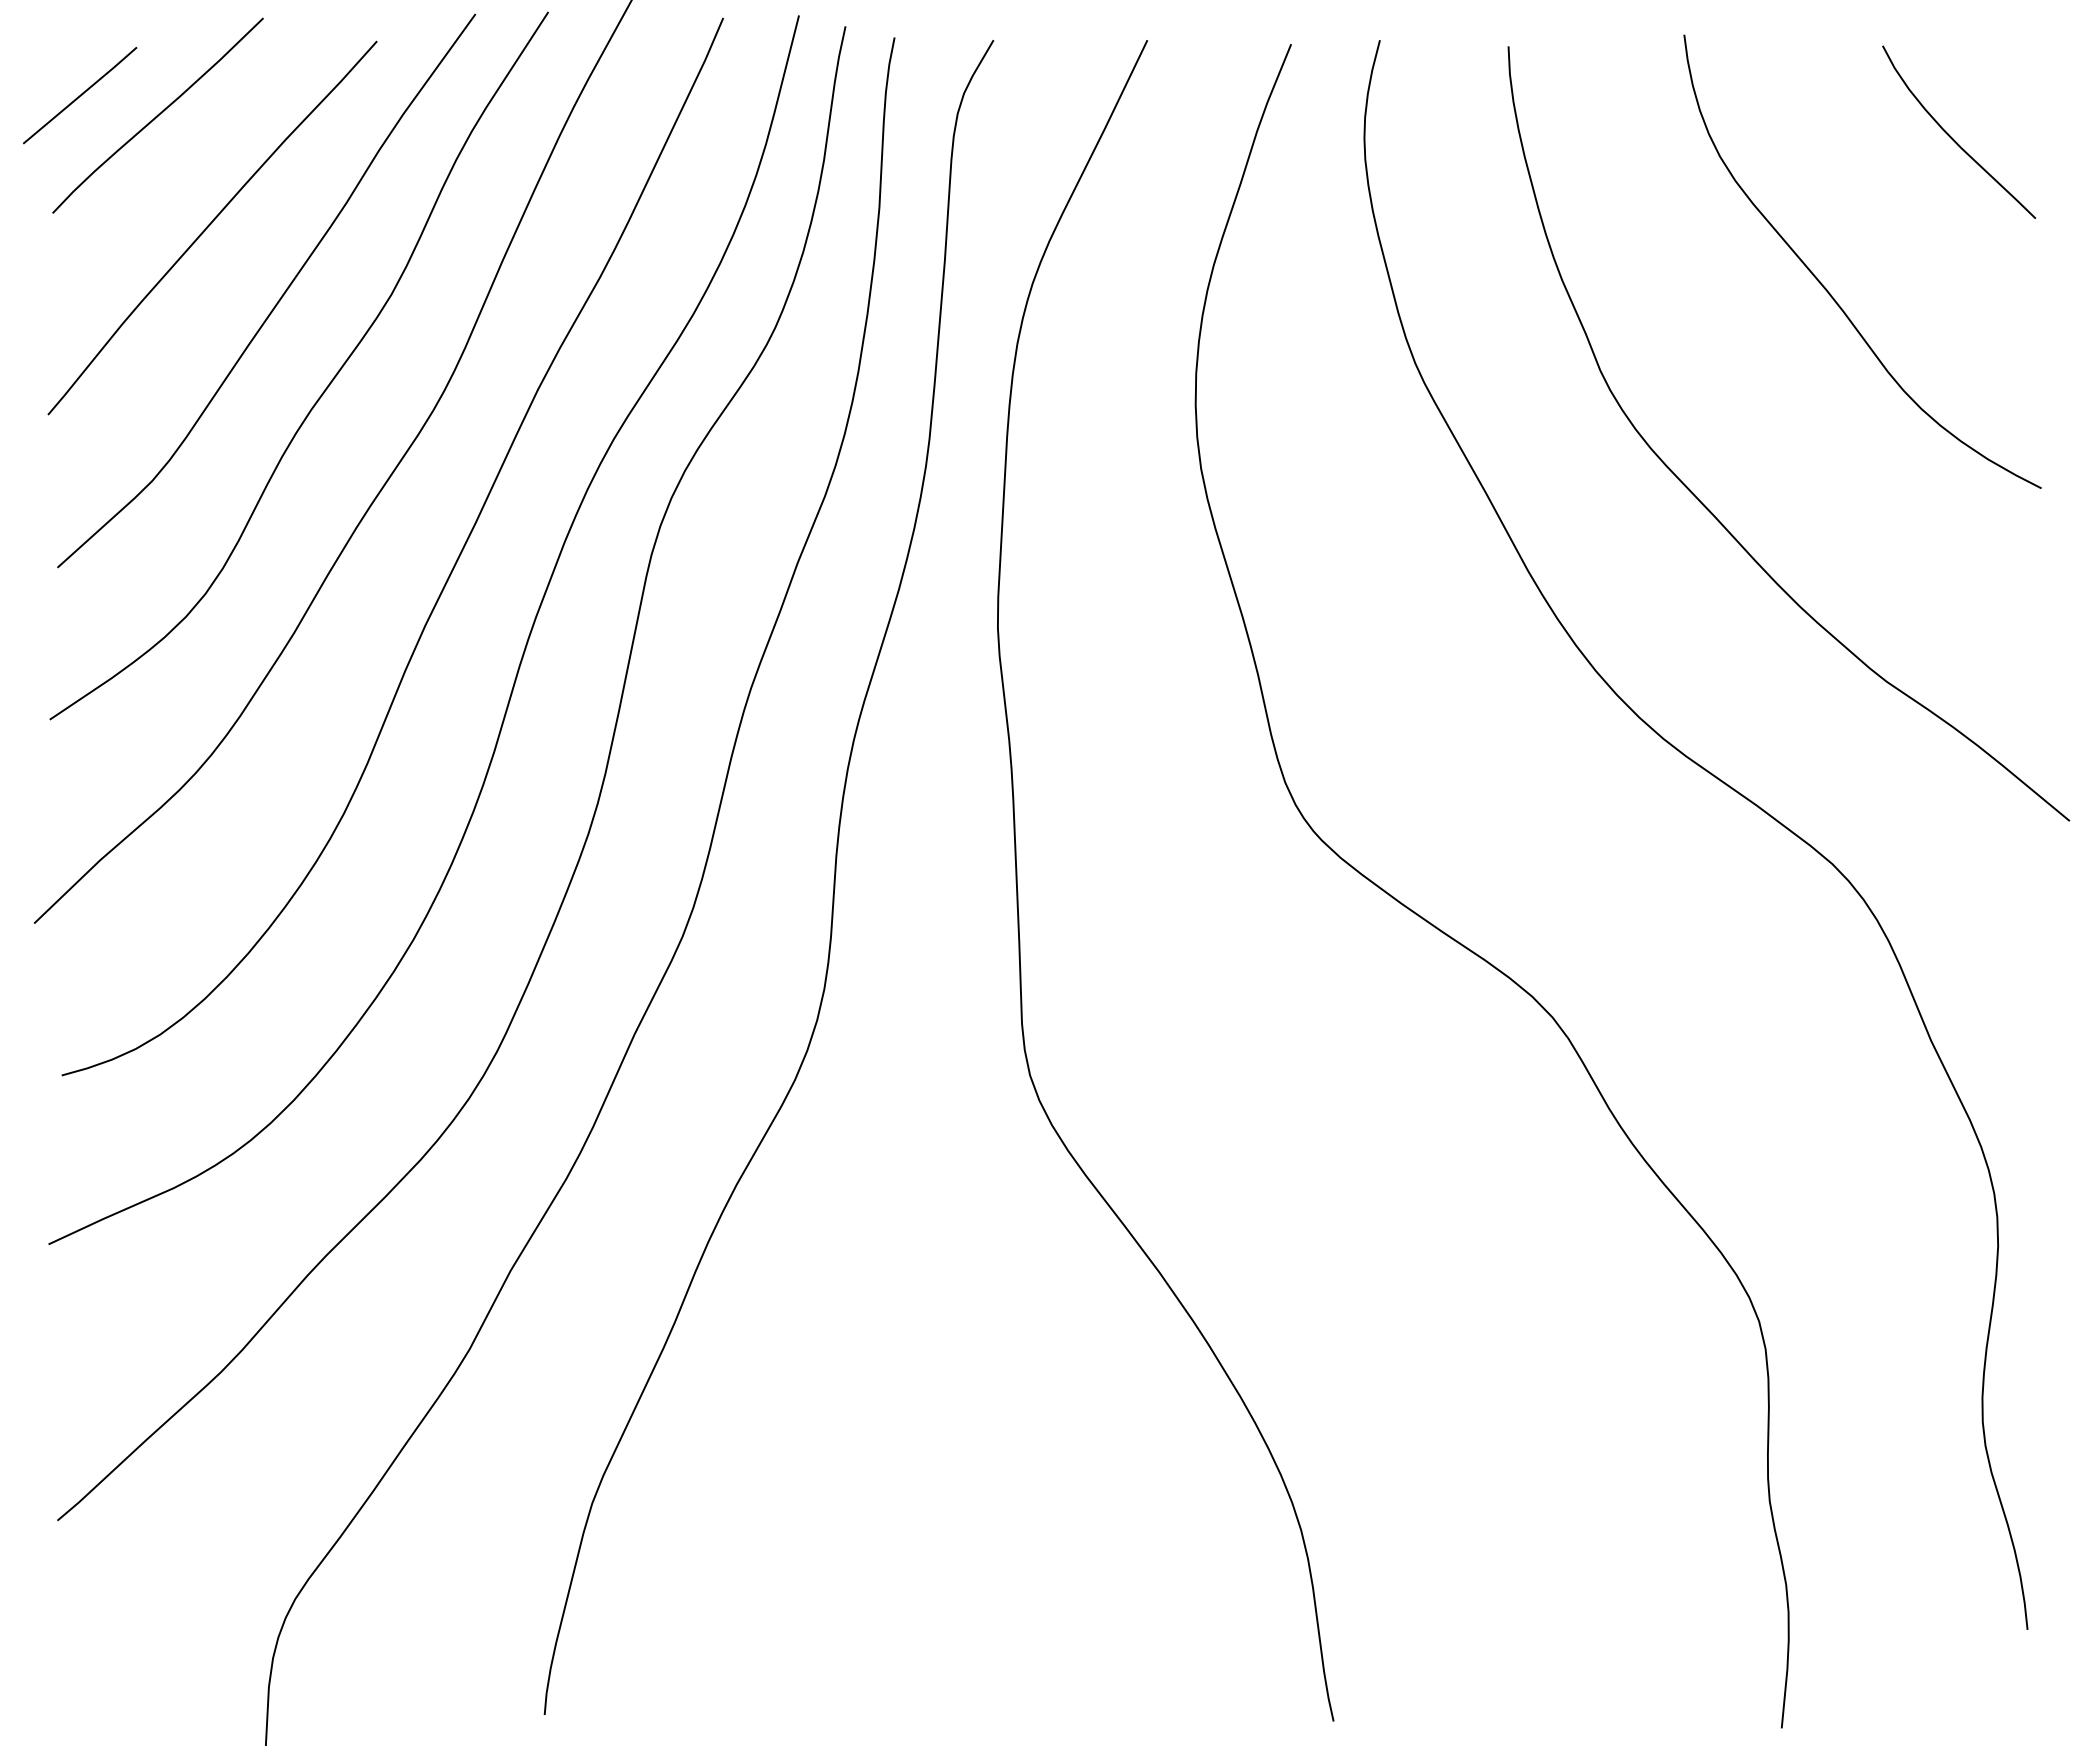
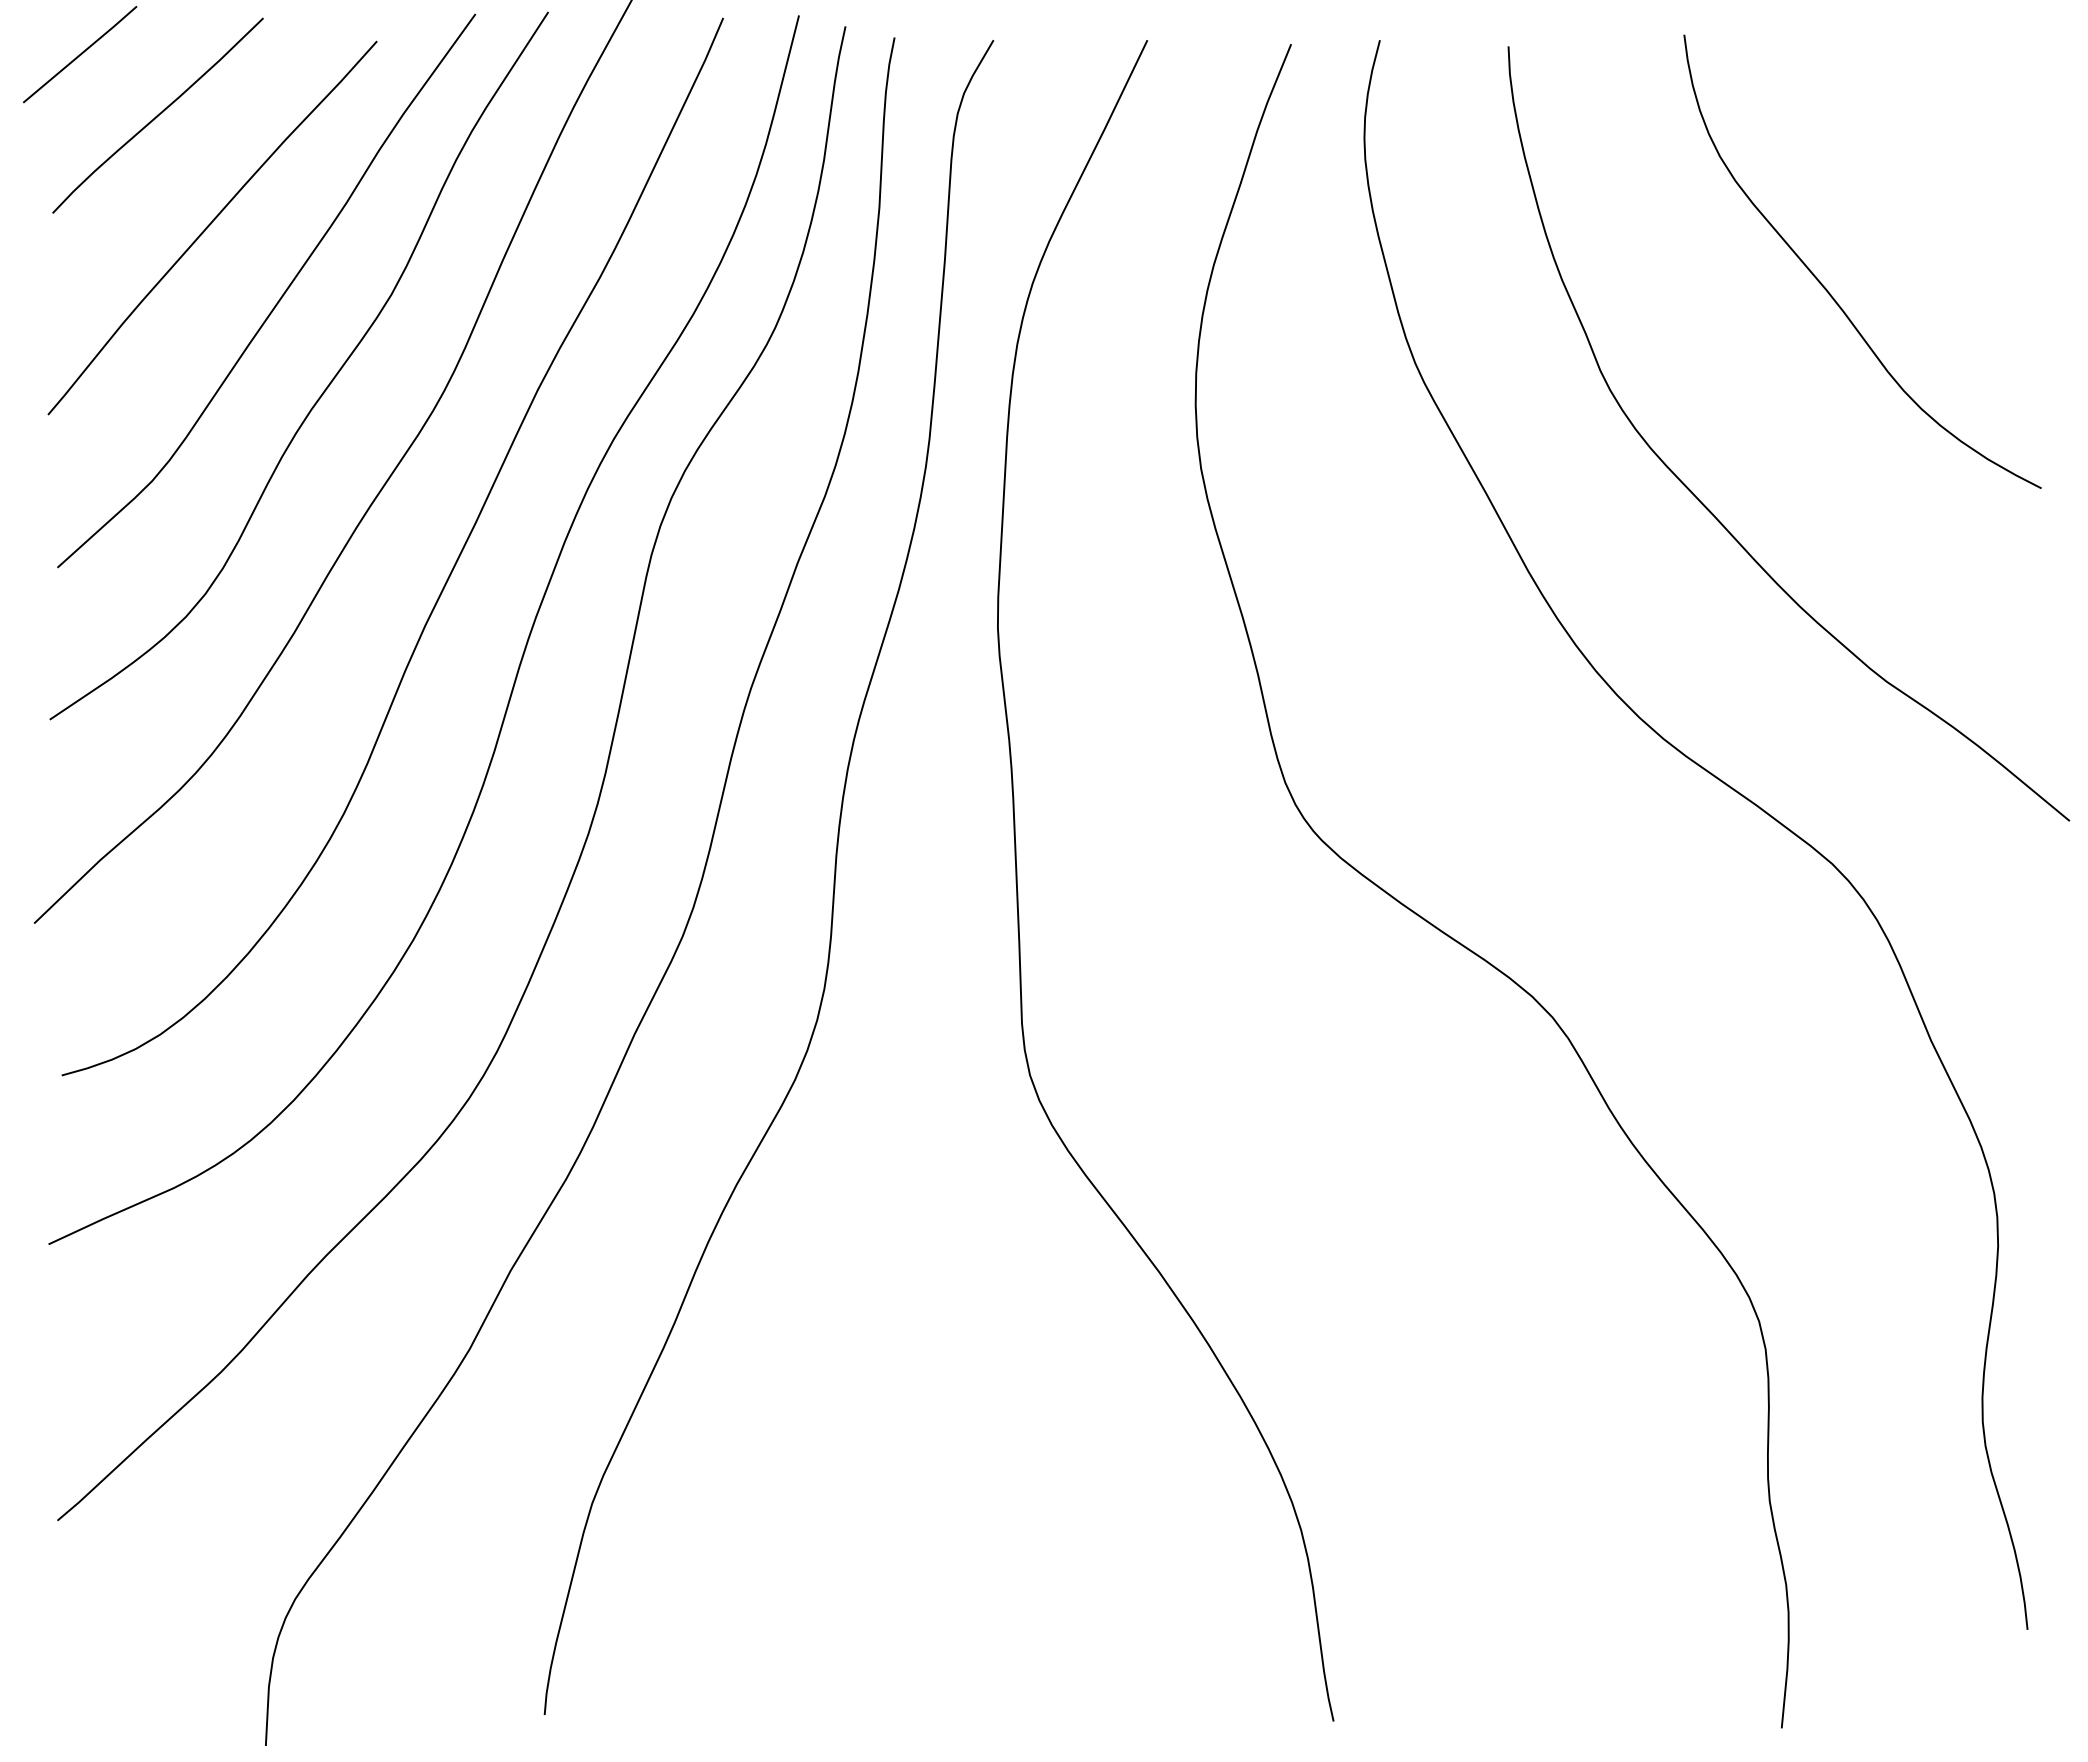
line position: (80, 95) -> (80, 54) (80, 54)
curve: present -> none (1952, 137)
